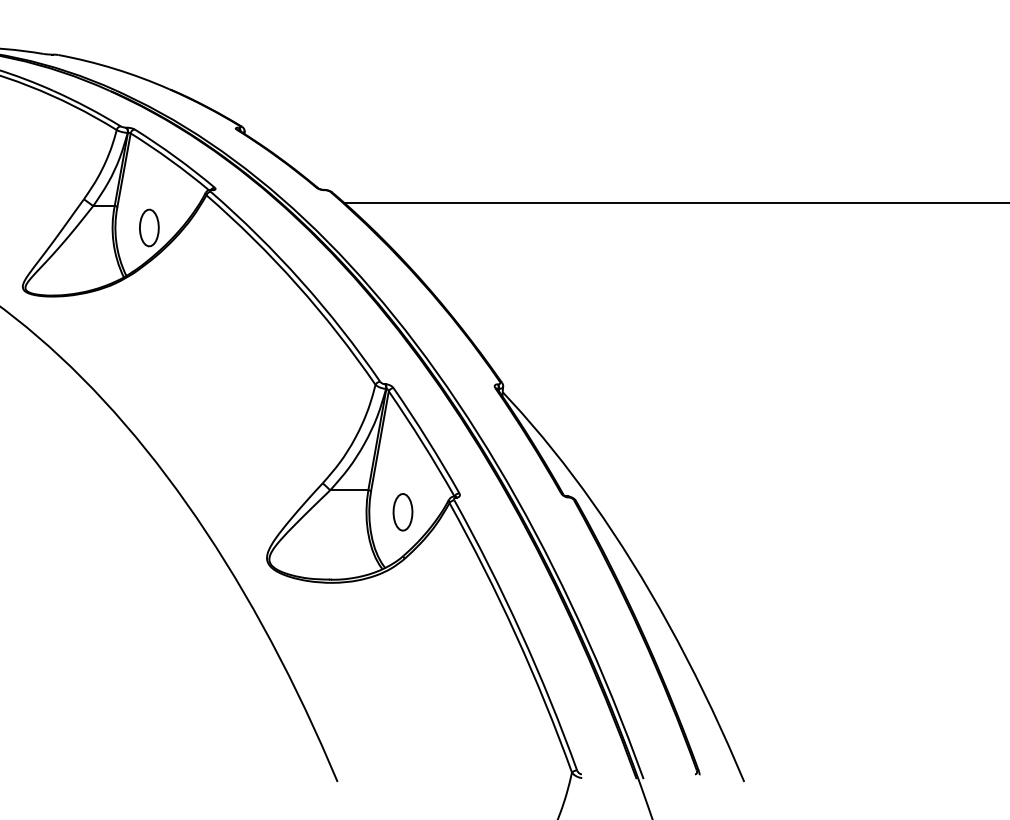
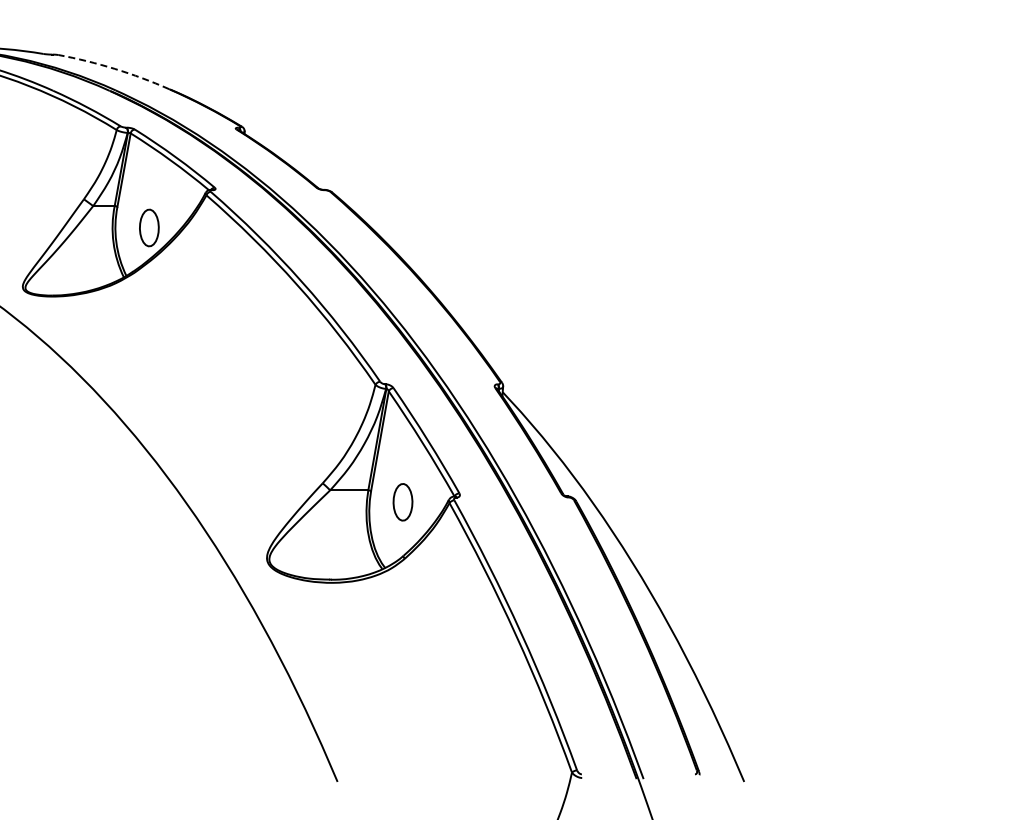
arc: solid -> dashed (114, 68)
line: present -> none (675, 202)
part position: (402, 512) -> (402, 502) (402, 502)
